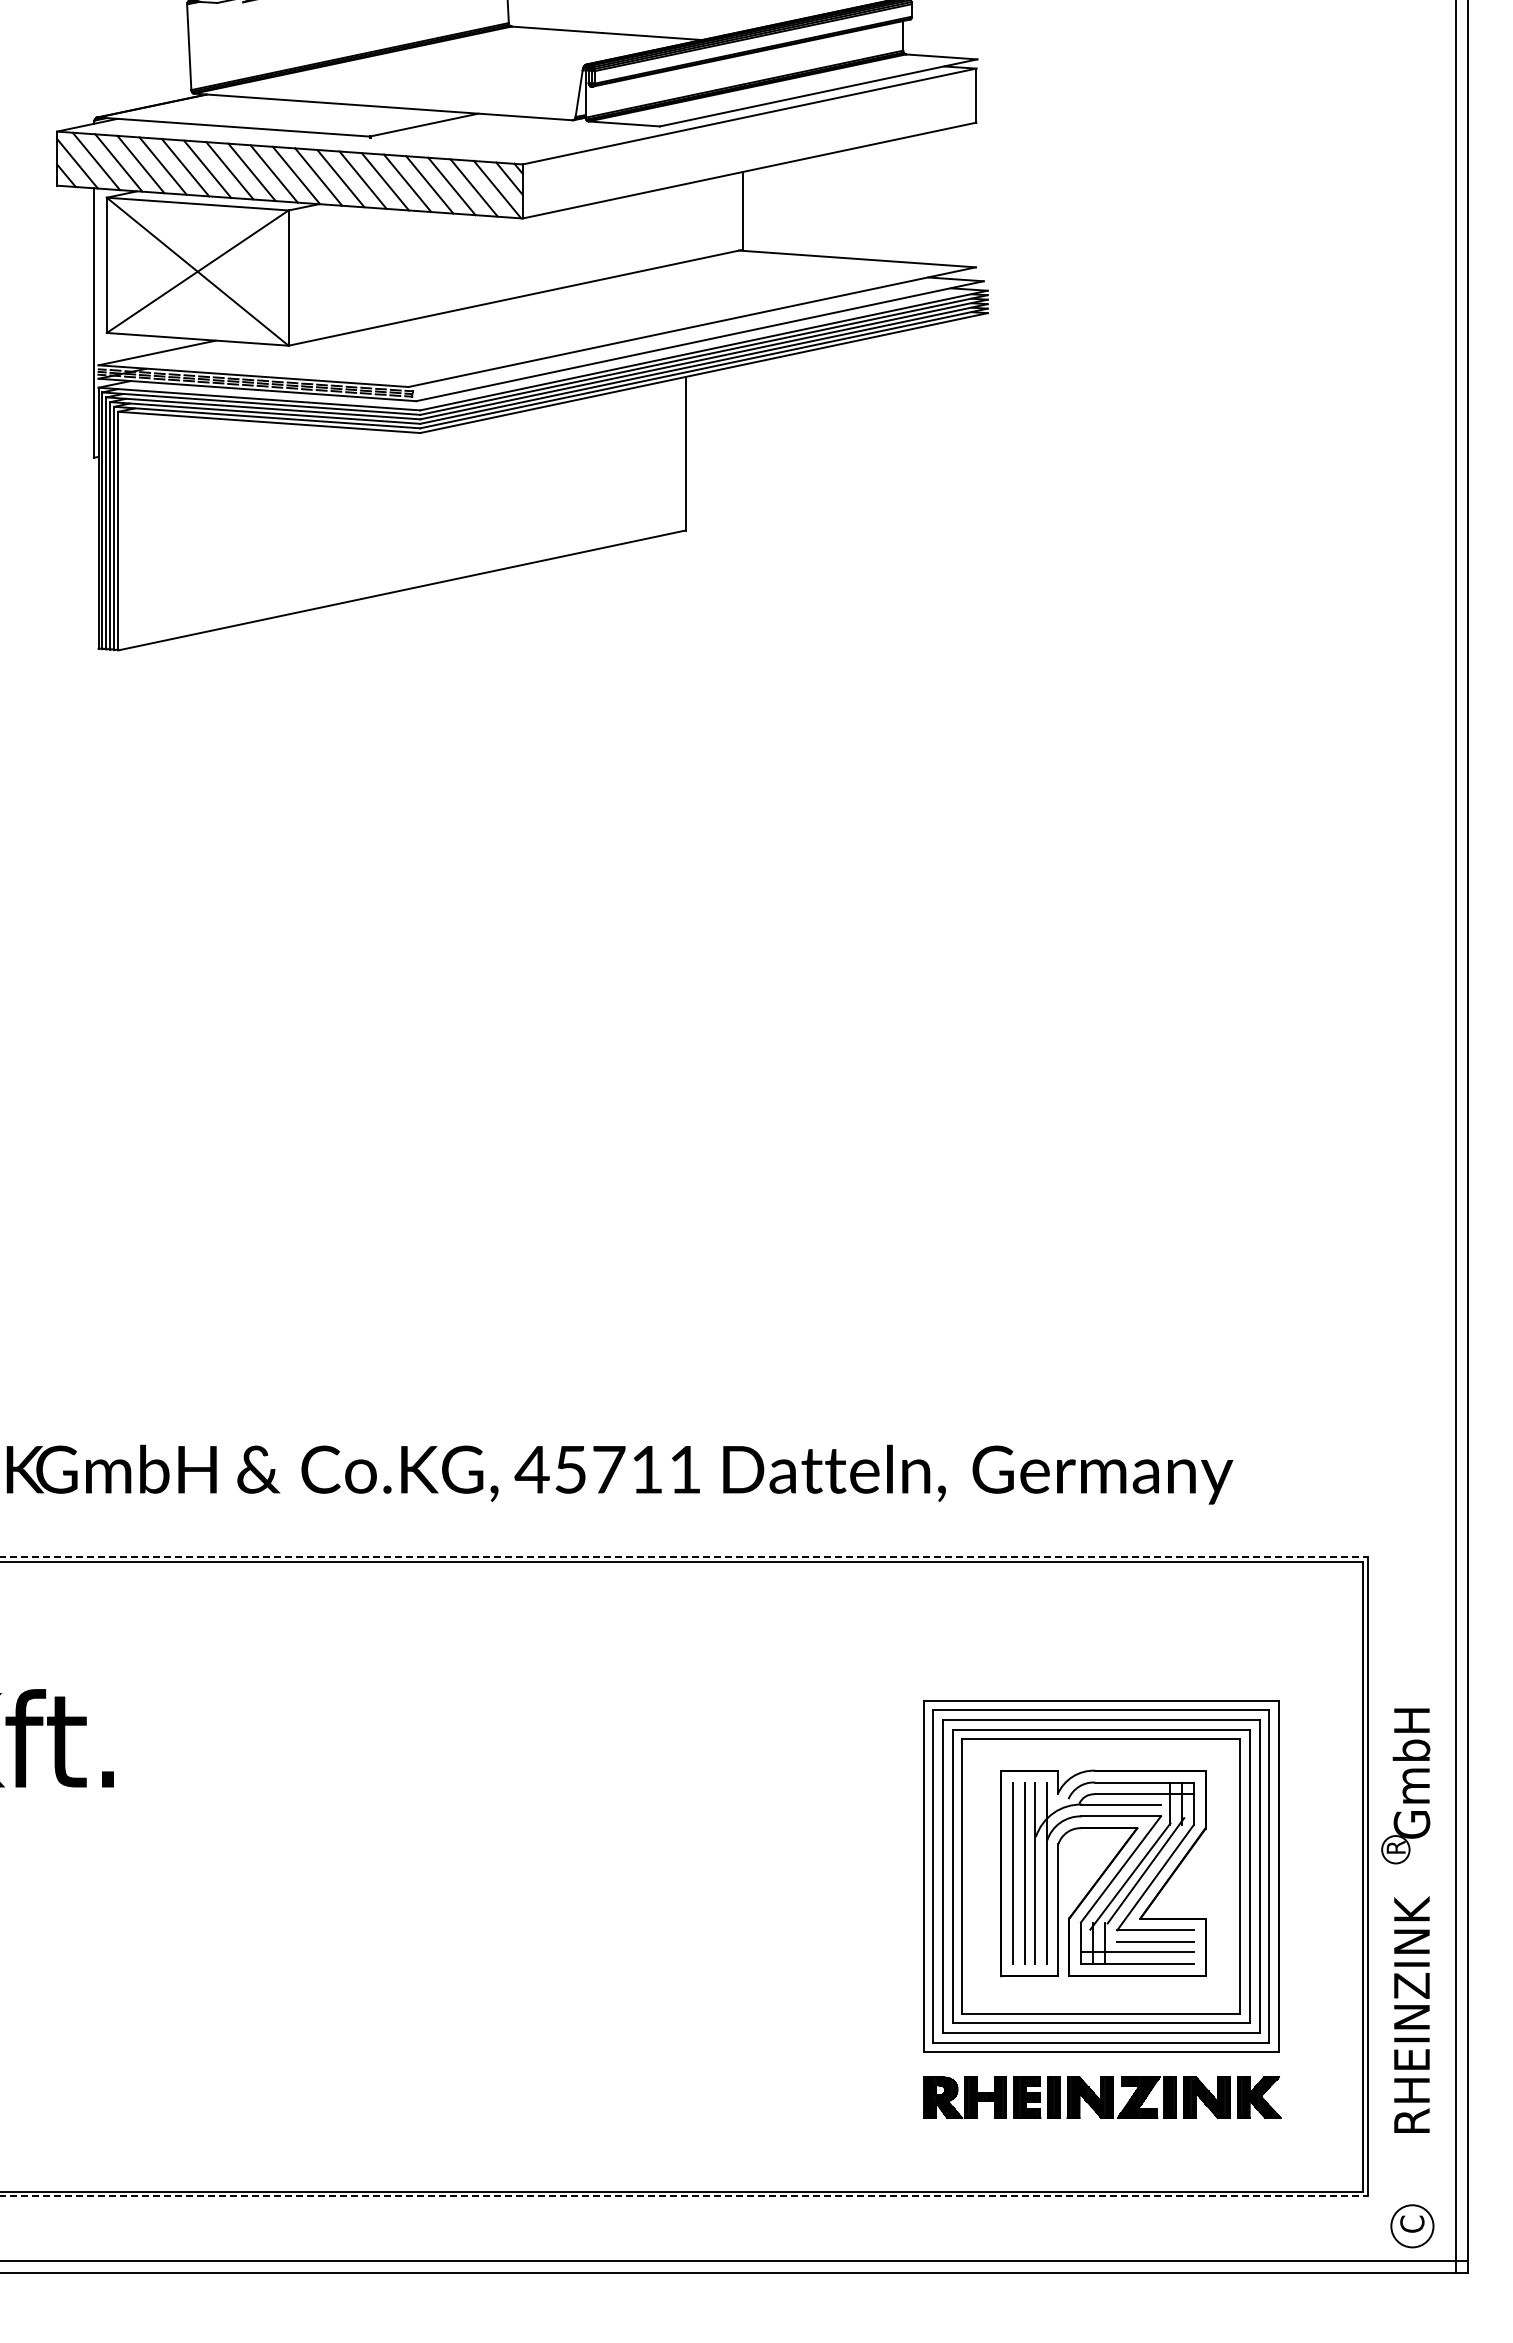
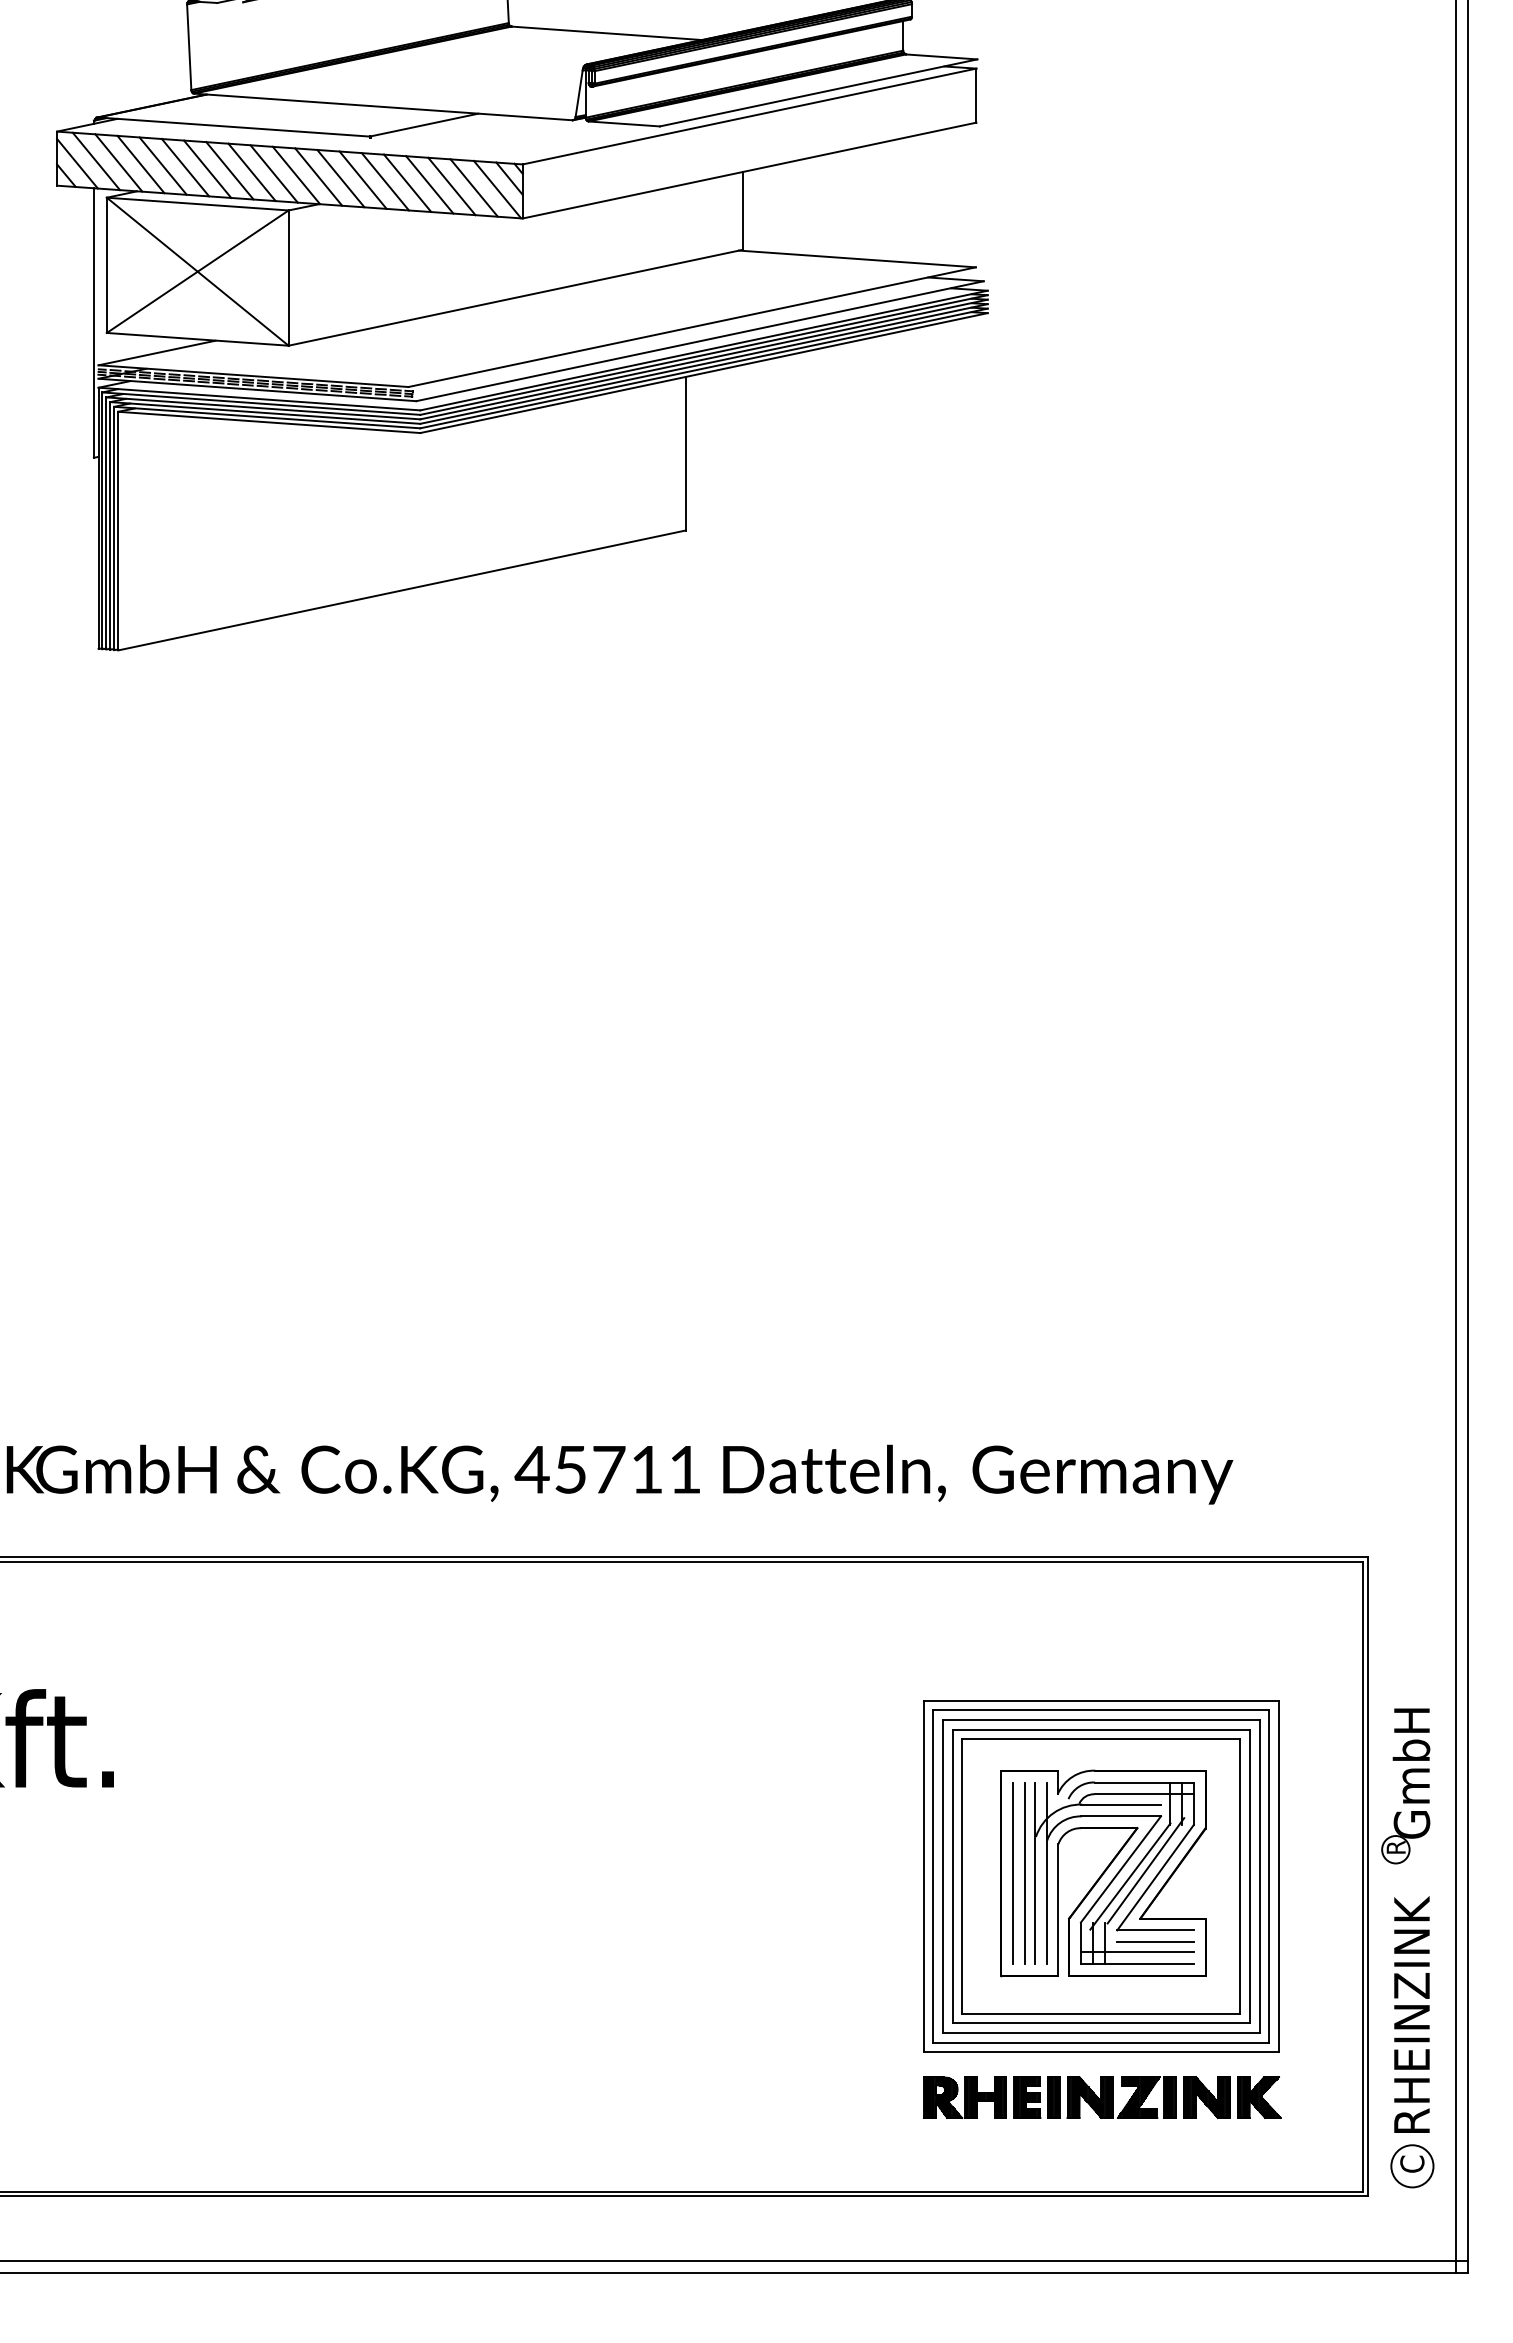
line: dashed -> solid (684, 1557)
line: dashed -> solid (684, 2196)
part position: (1412, 2226) -> (1412, 2166) (1412, 2166)
